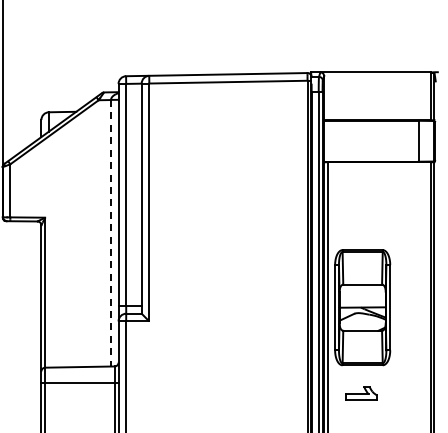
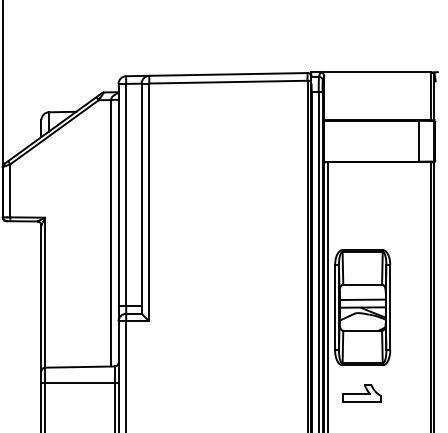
line: dashed -> solid (111, 233)
line: none -> present (362, 299)
part size: 33x15 px -> 40x19 px (361, 393)
